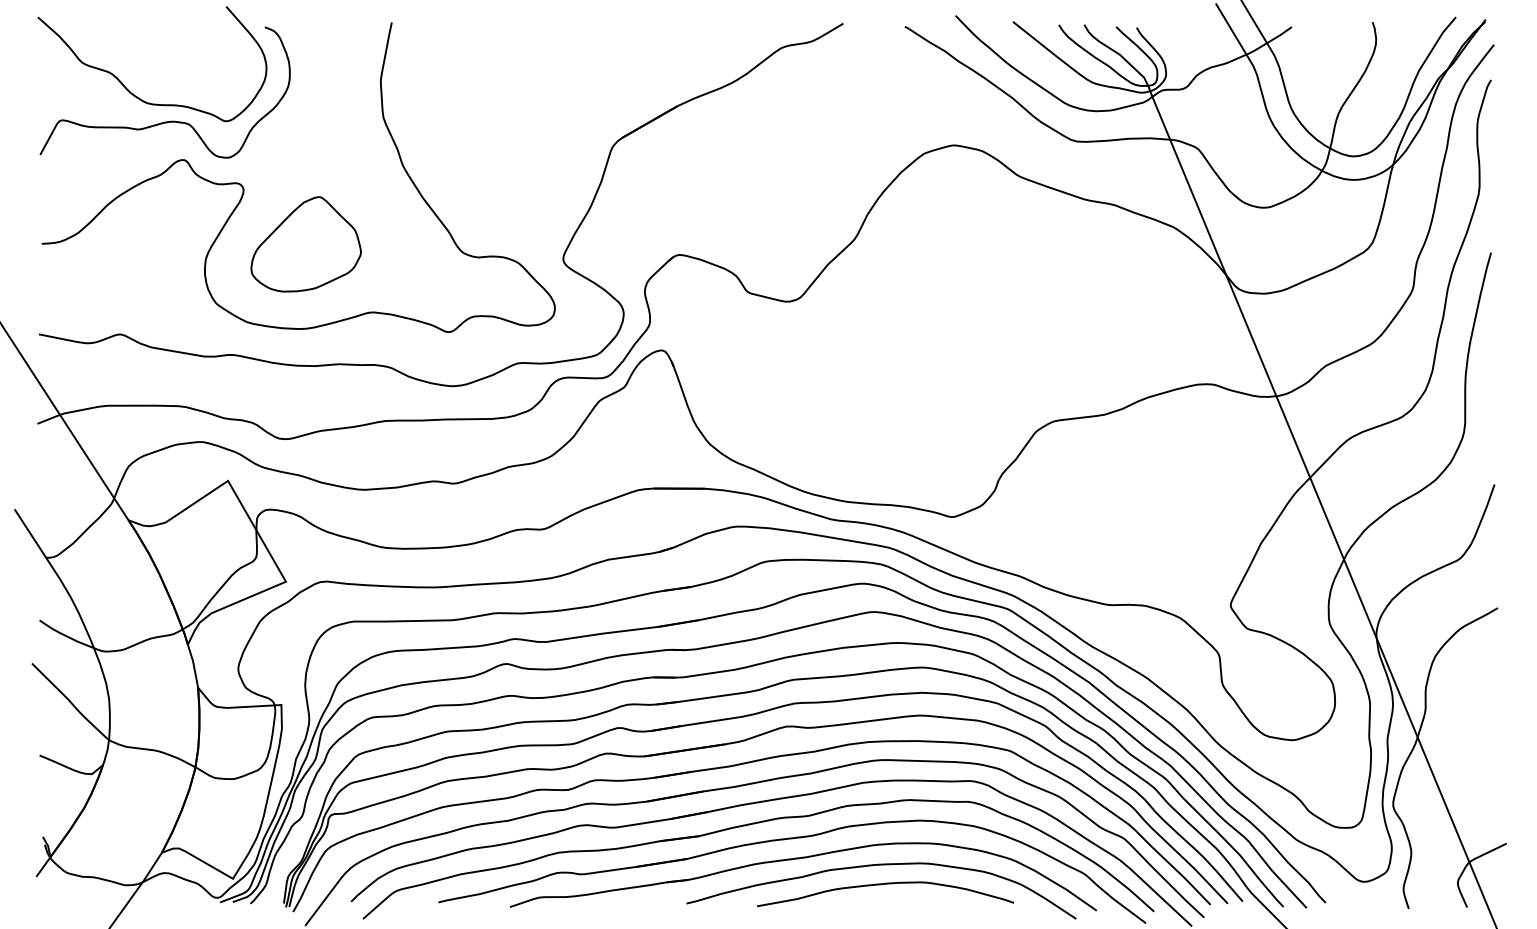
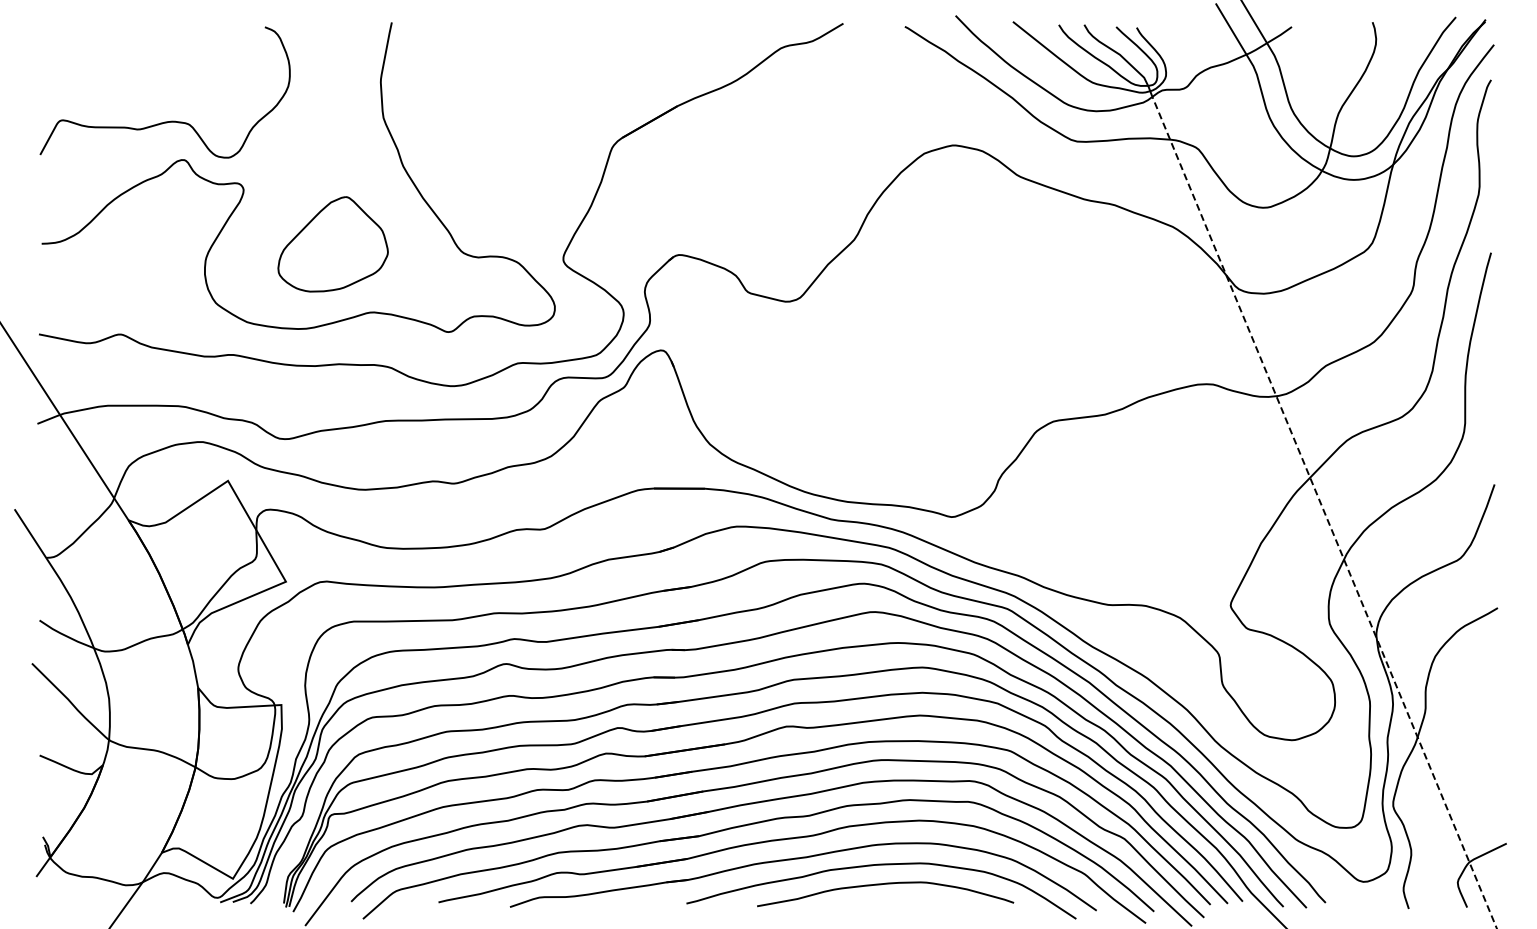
curve: present -> none (127, 88)
part position: (305, 244) -> (332, 244) (332, 244)
line: solid -> dashed (1324, 511)
